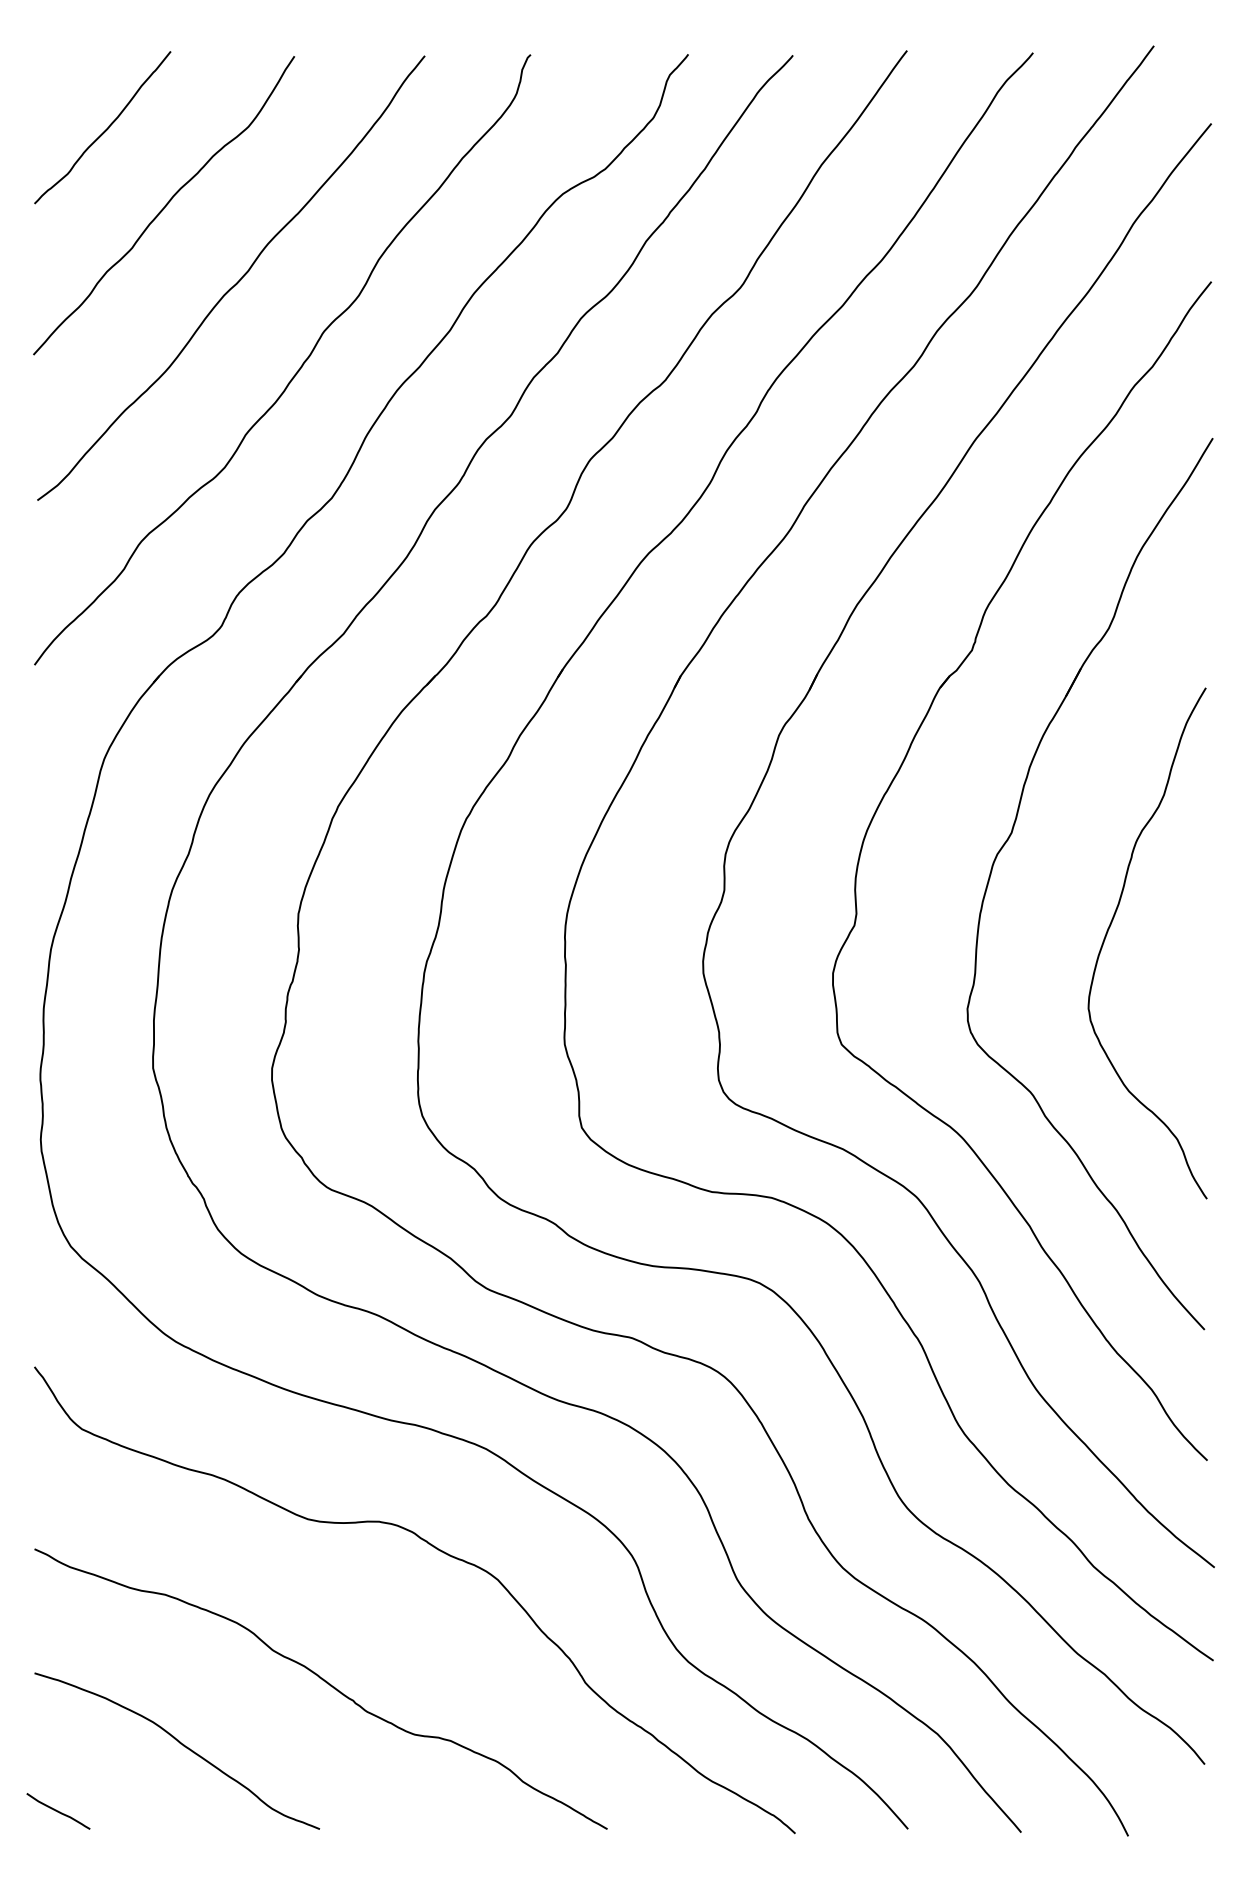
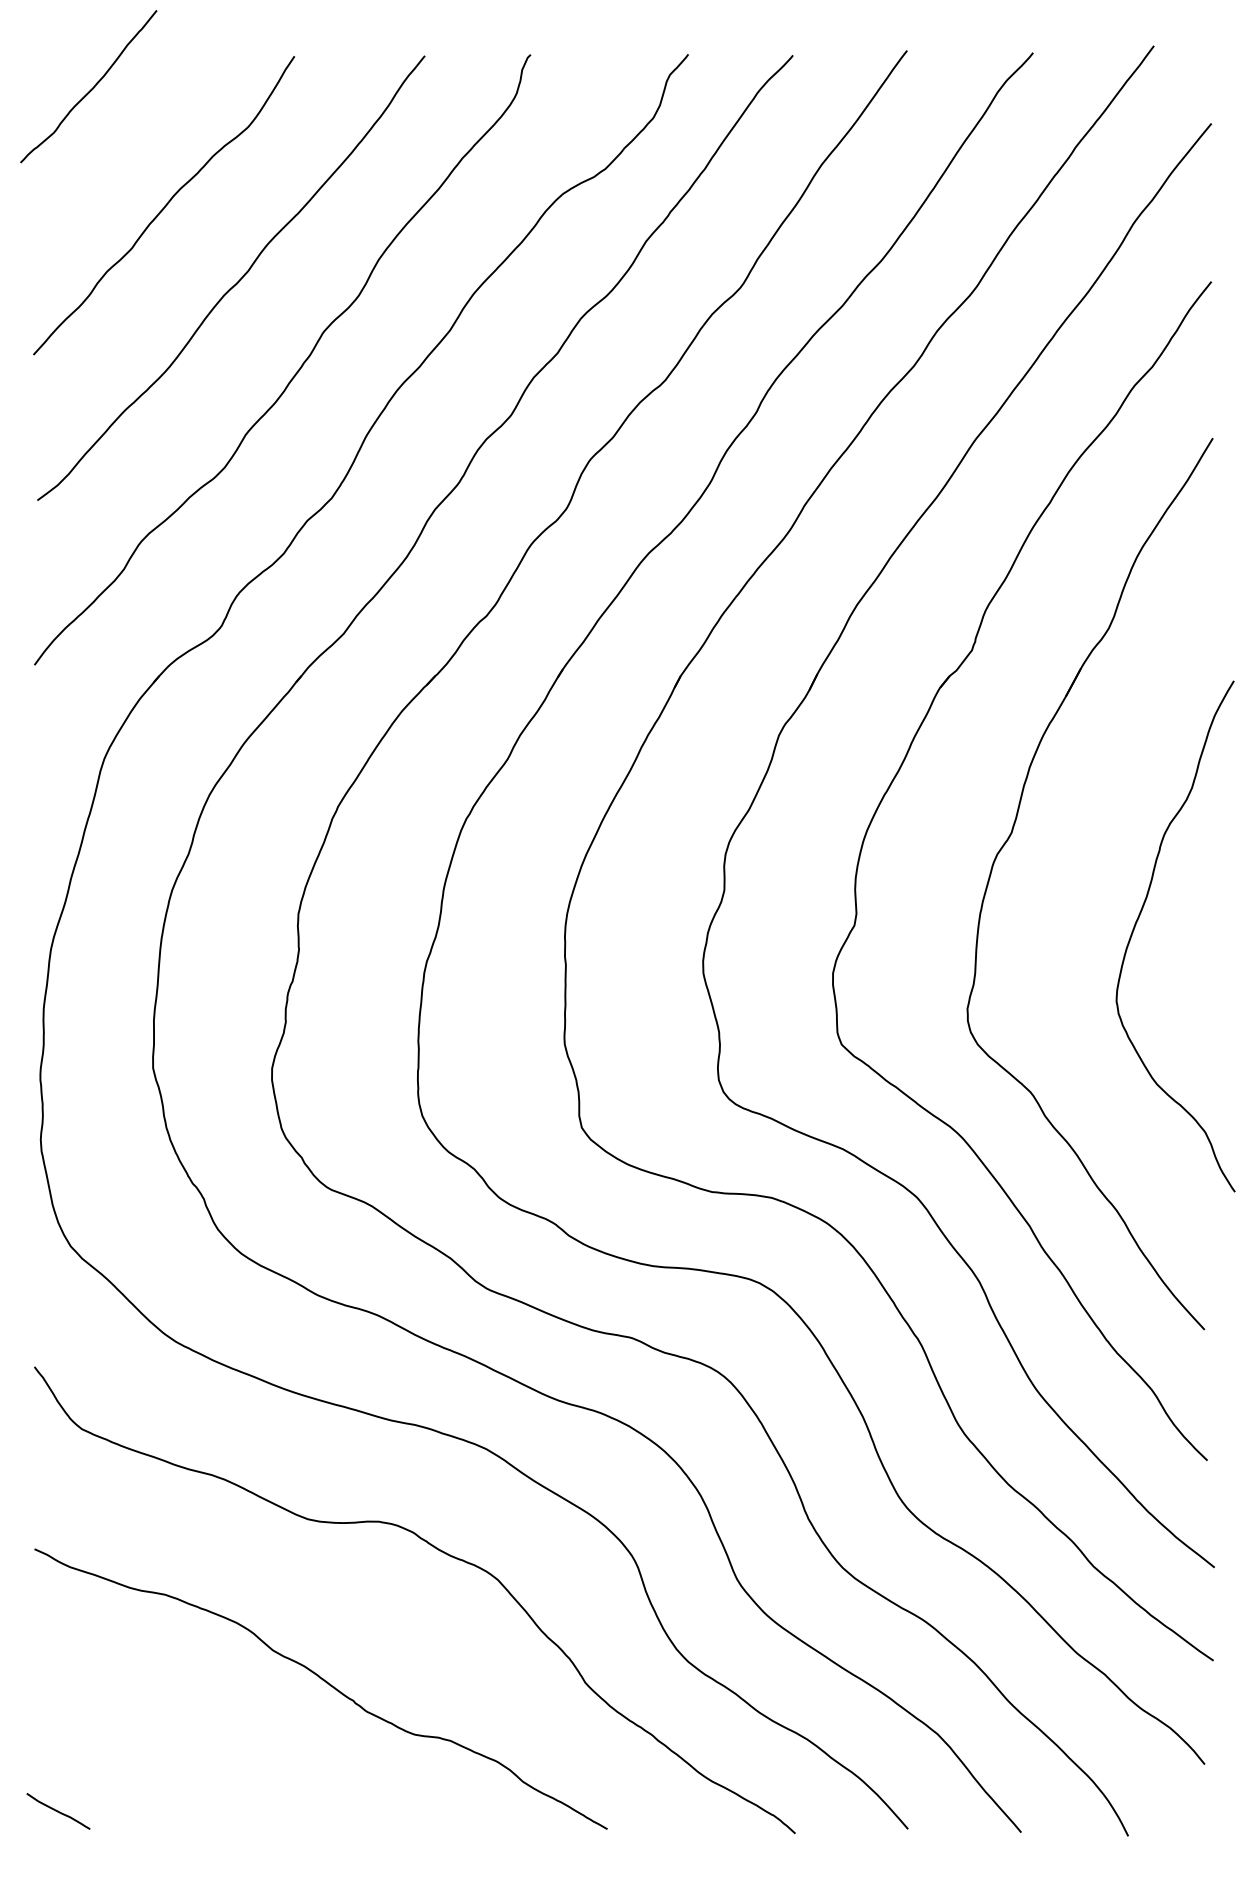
curve position: (105, 129) -> (91, 88) (91, 88)
curve position: (1111, 925) -> (1139, 918) (1139, 918)
curve: present -> none (180, 1744)
